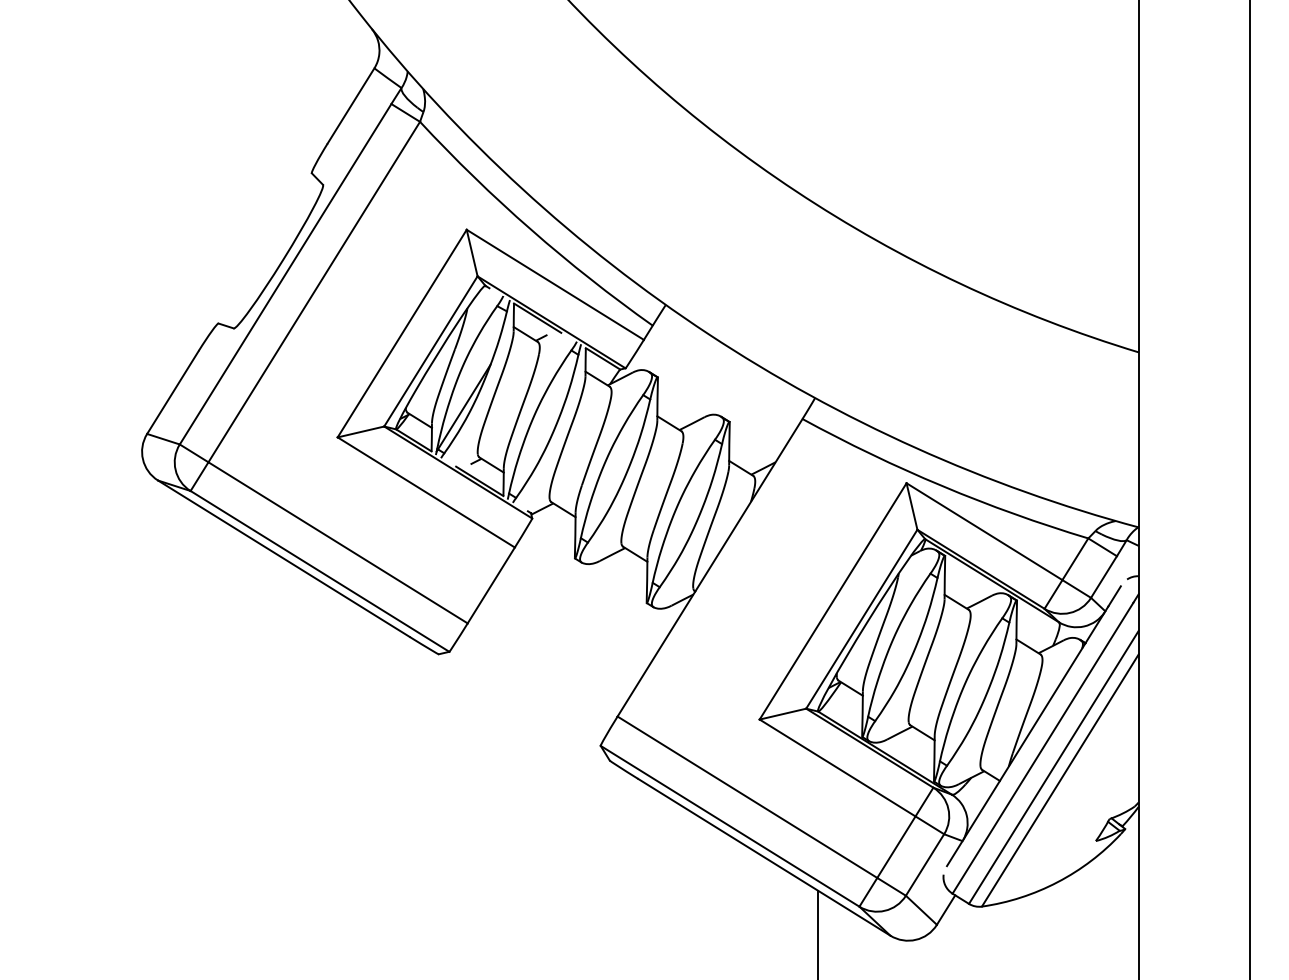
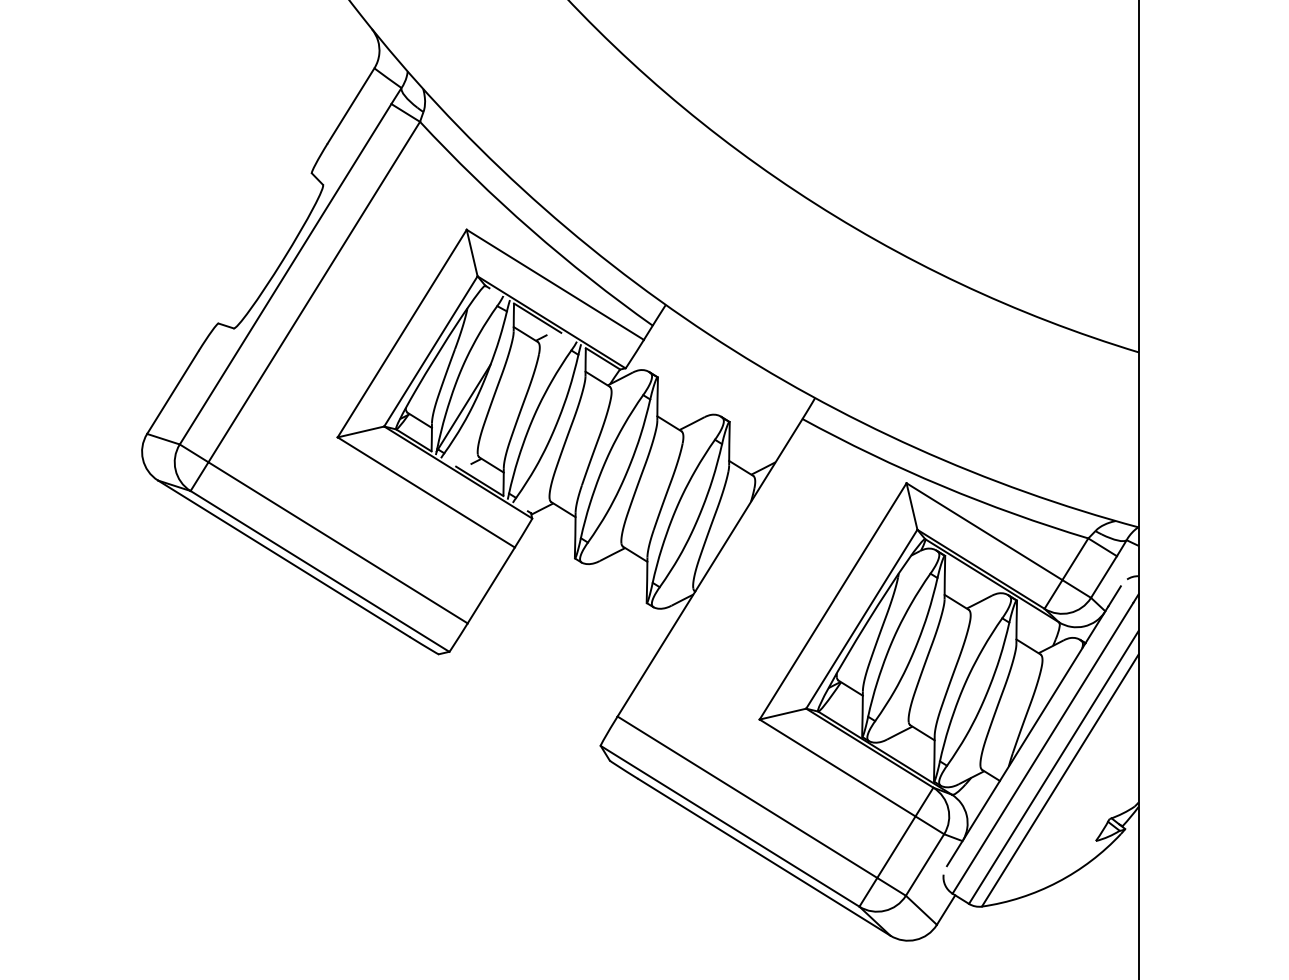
line: present -> none (1250, 489)
line: present -> none (818, 933)
